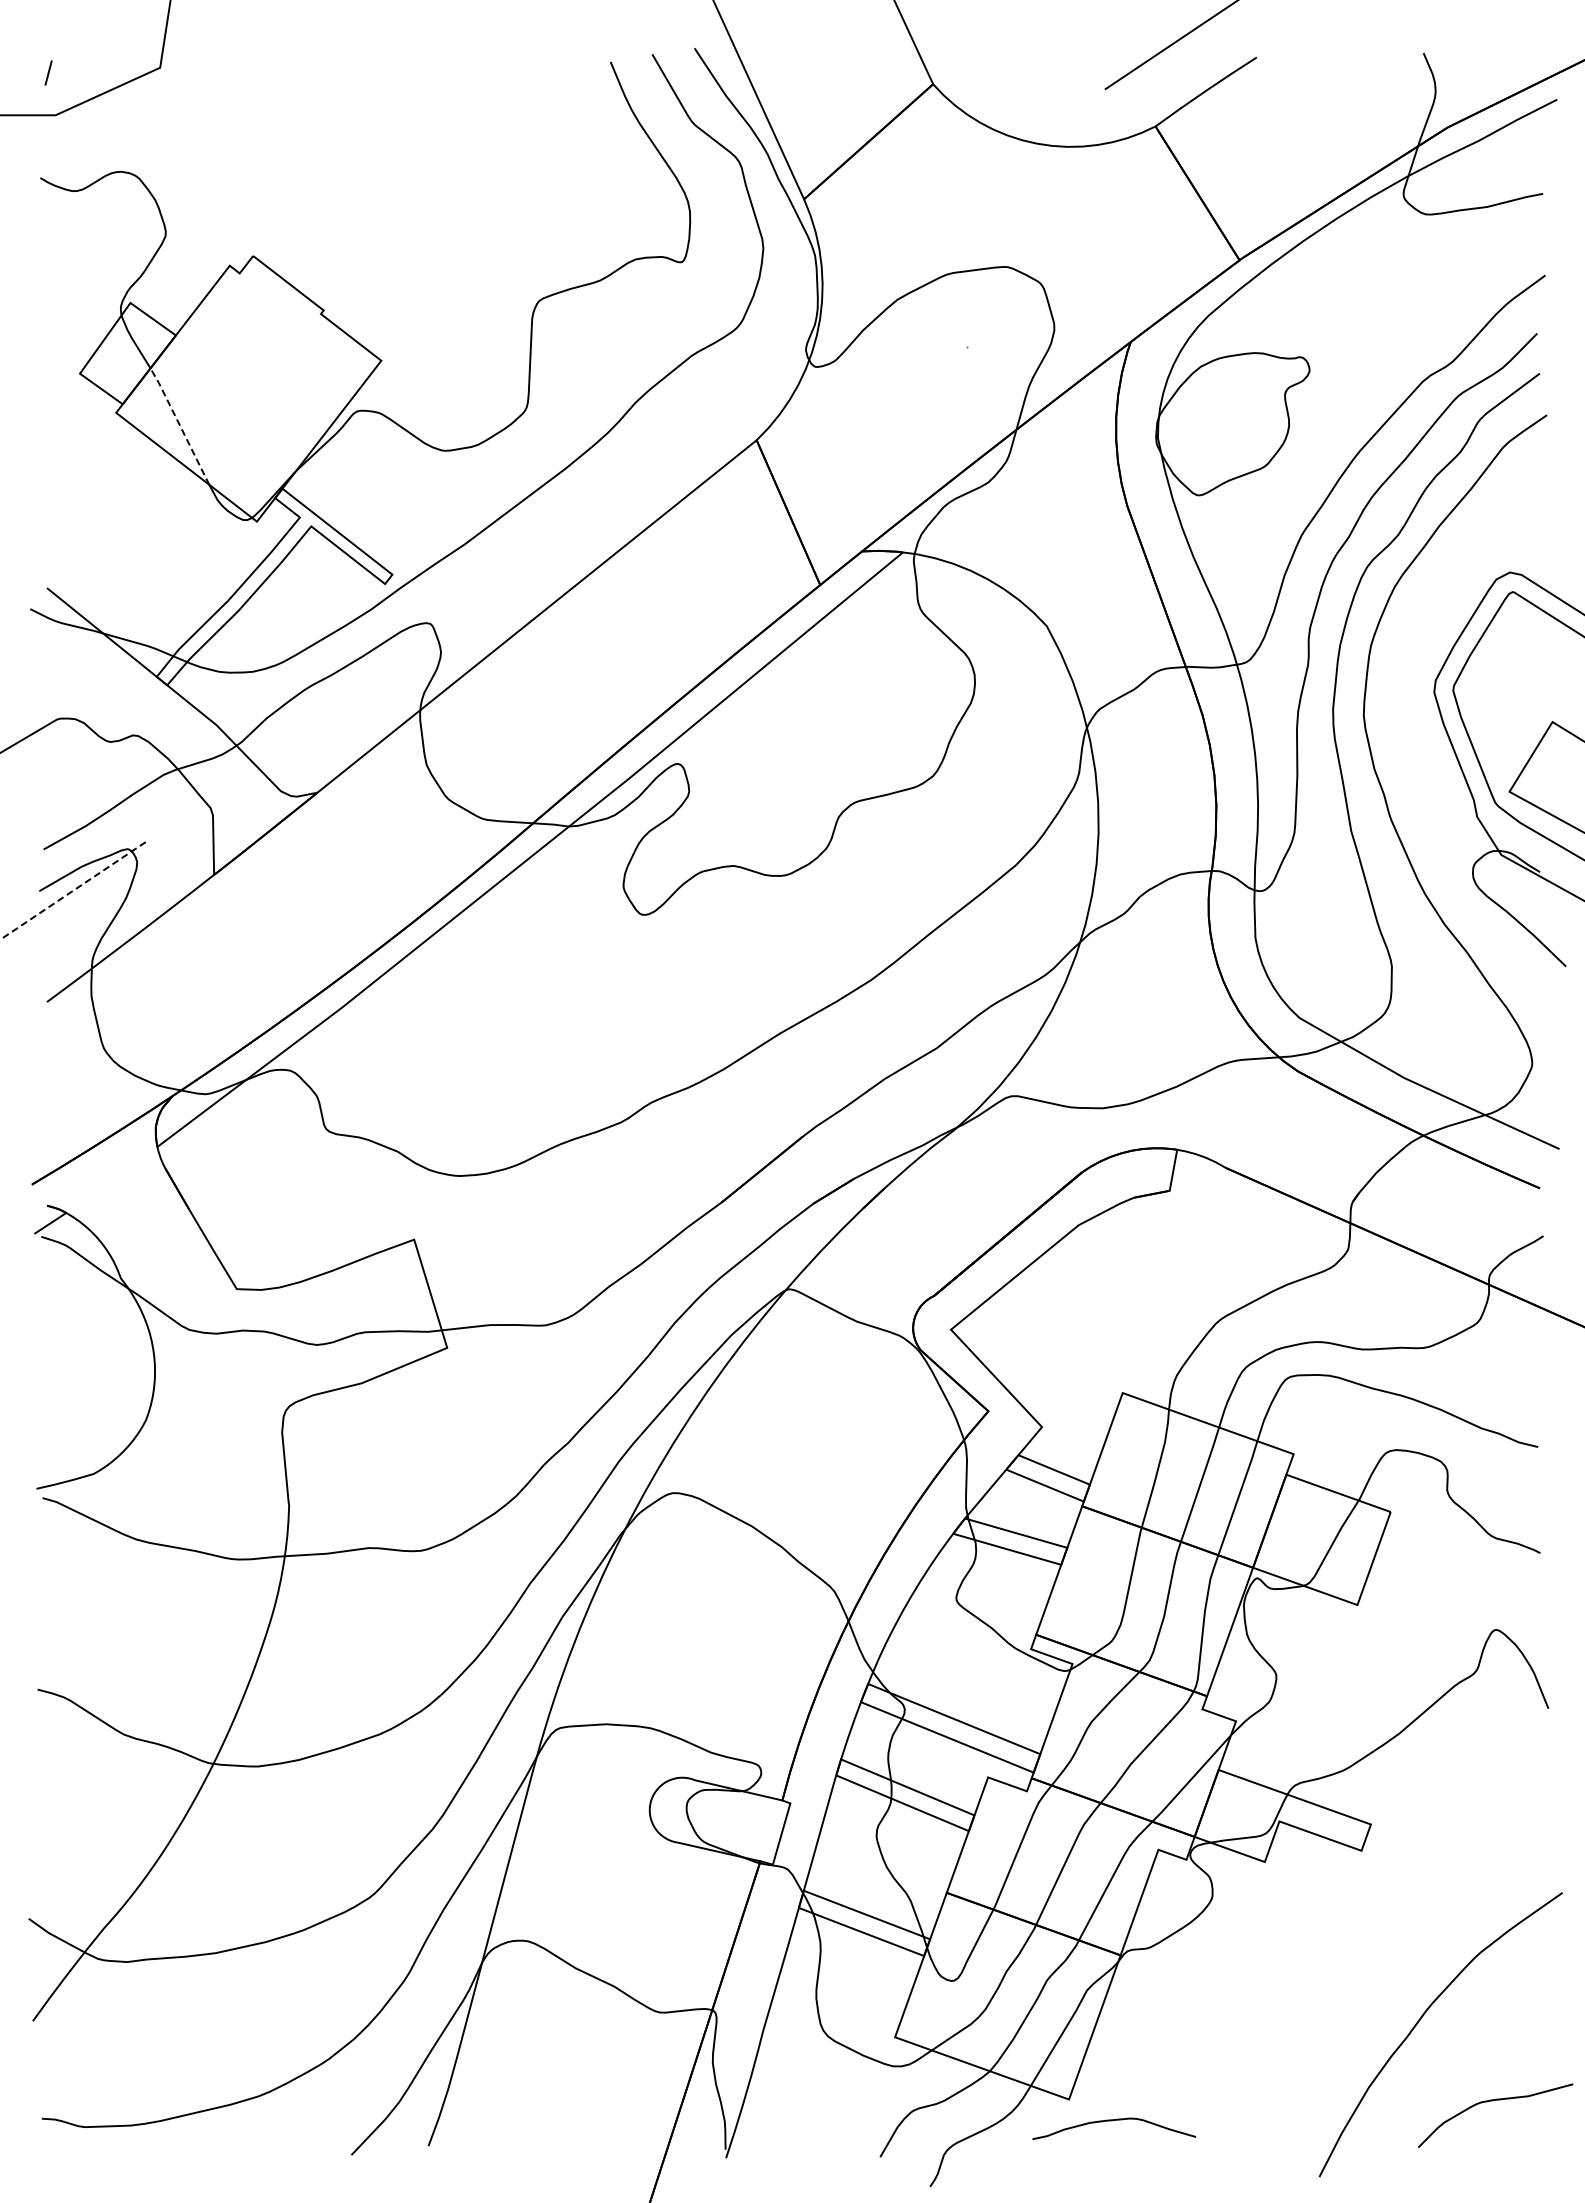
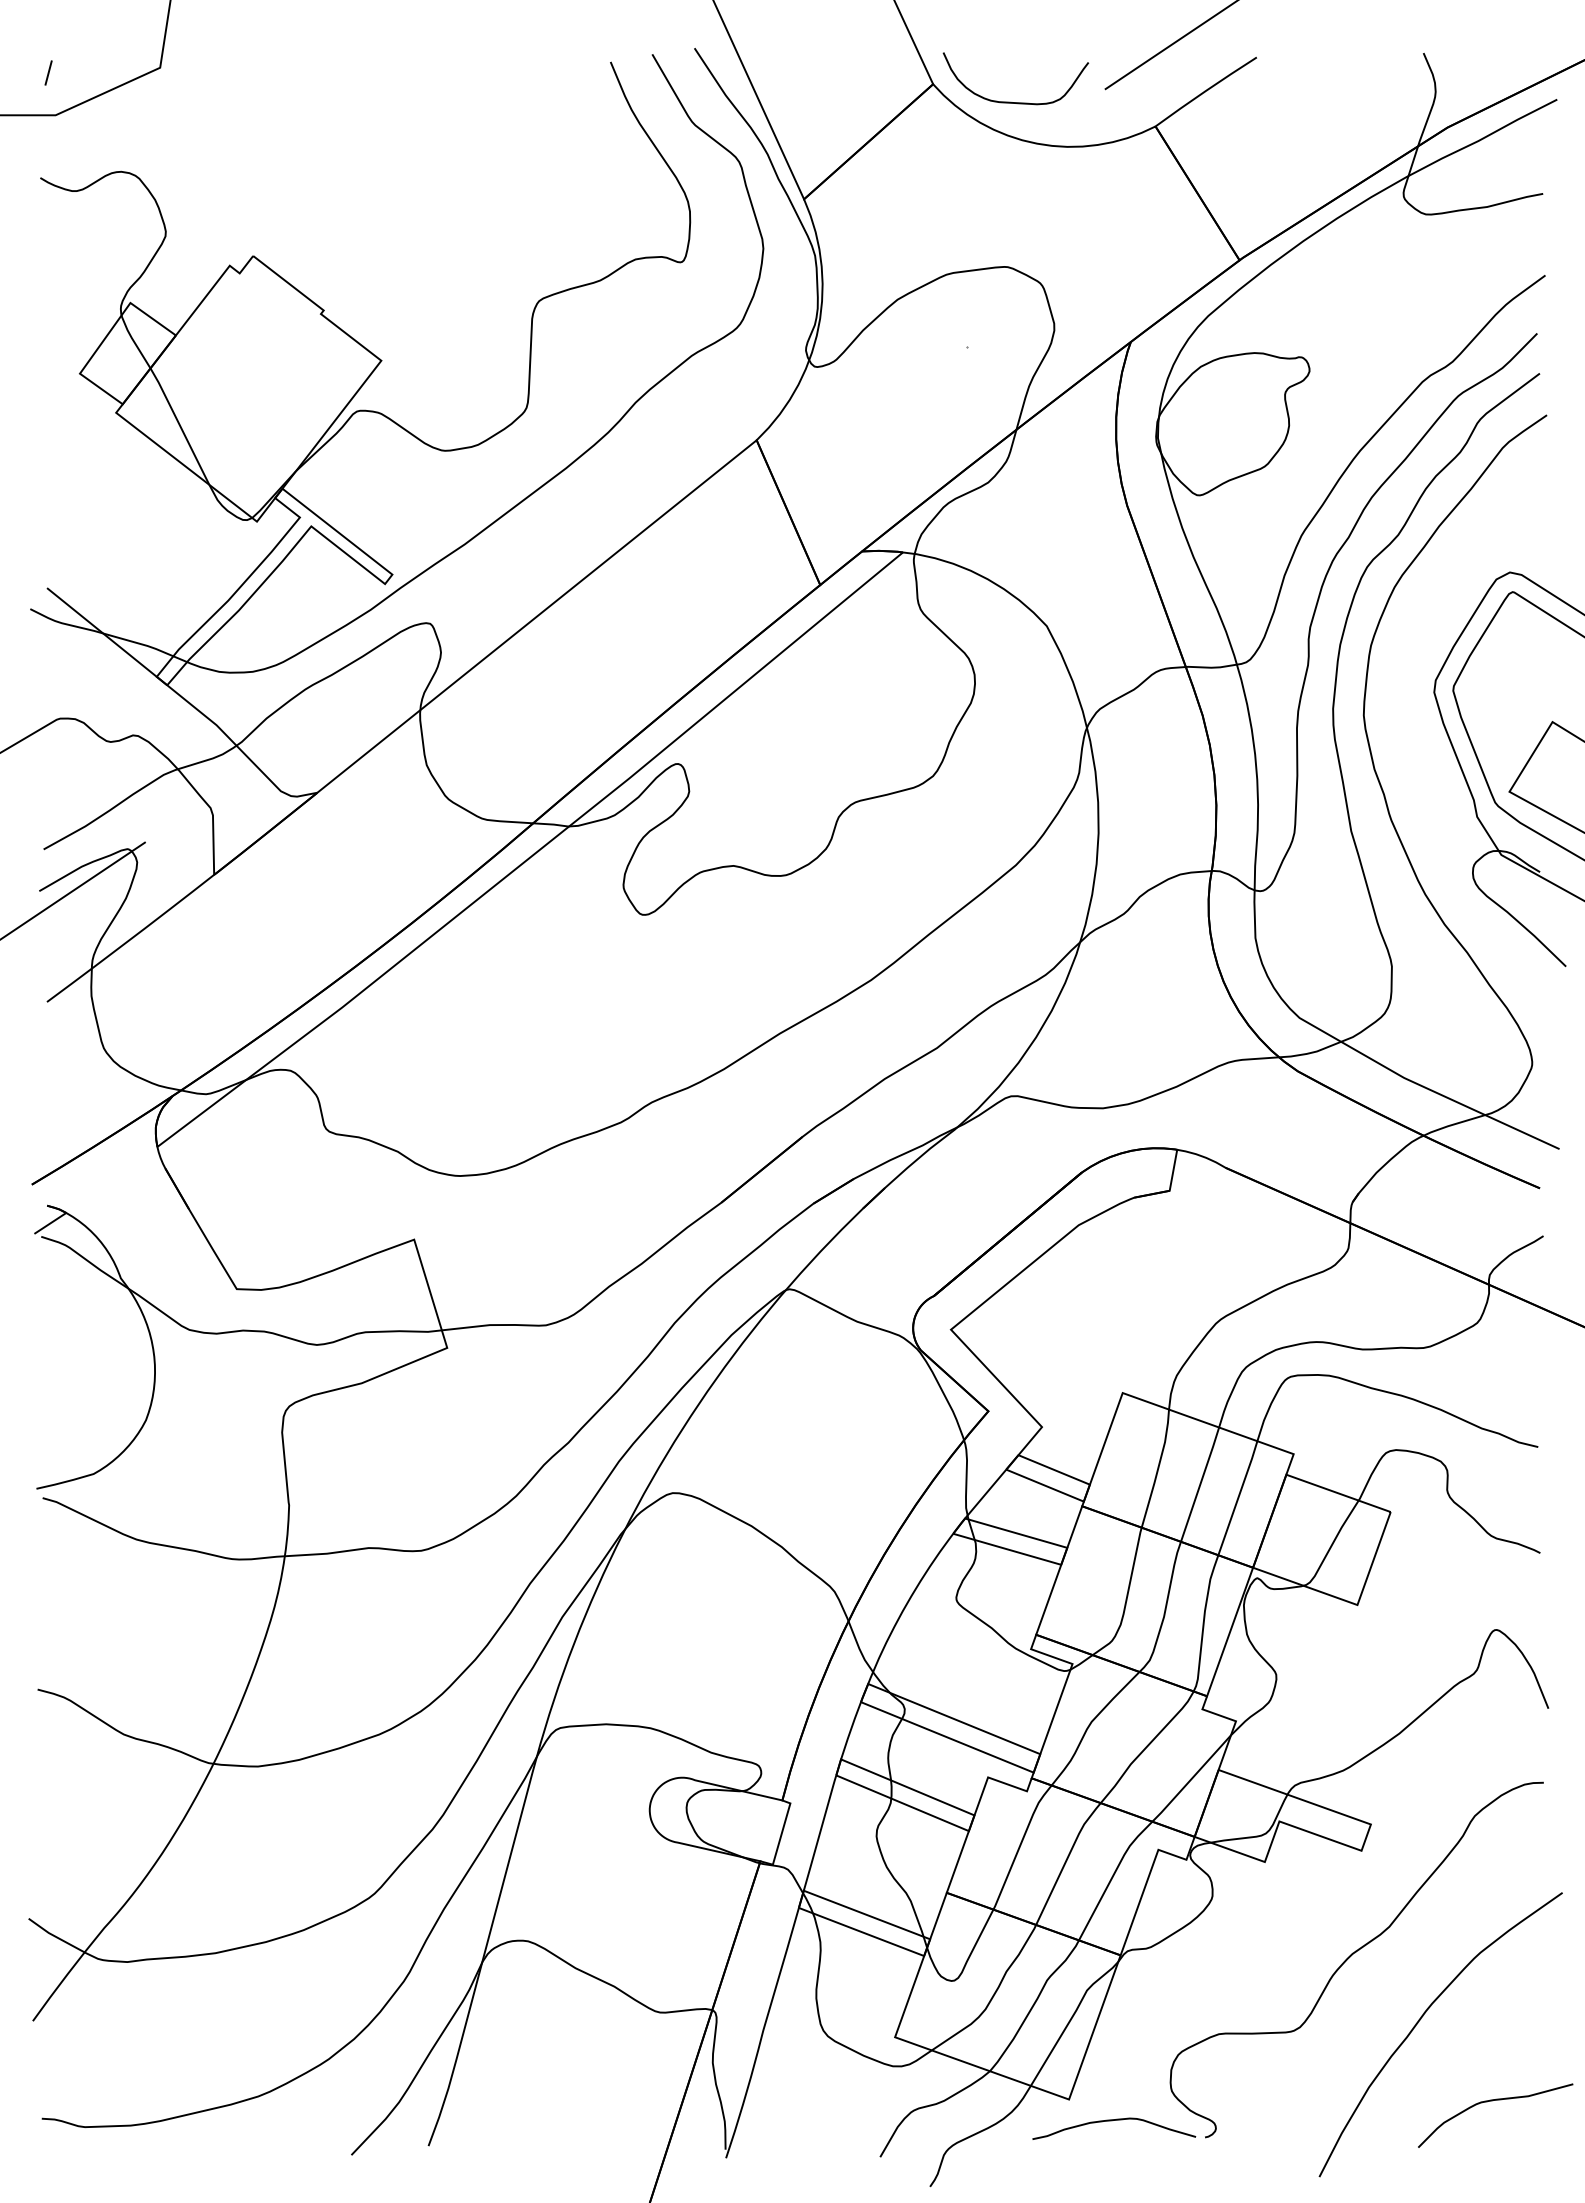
curve: none -> present (1010, 101)
line: dashed -> solid (179, 425)
line: dashed -> solid (72, 891)
curve: none -> present (1352, 1955)
